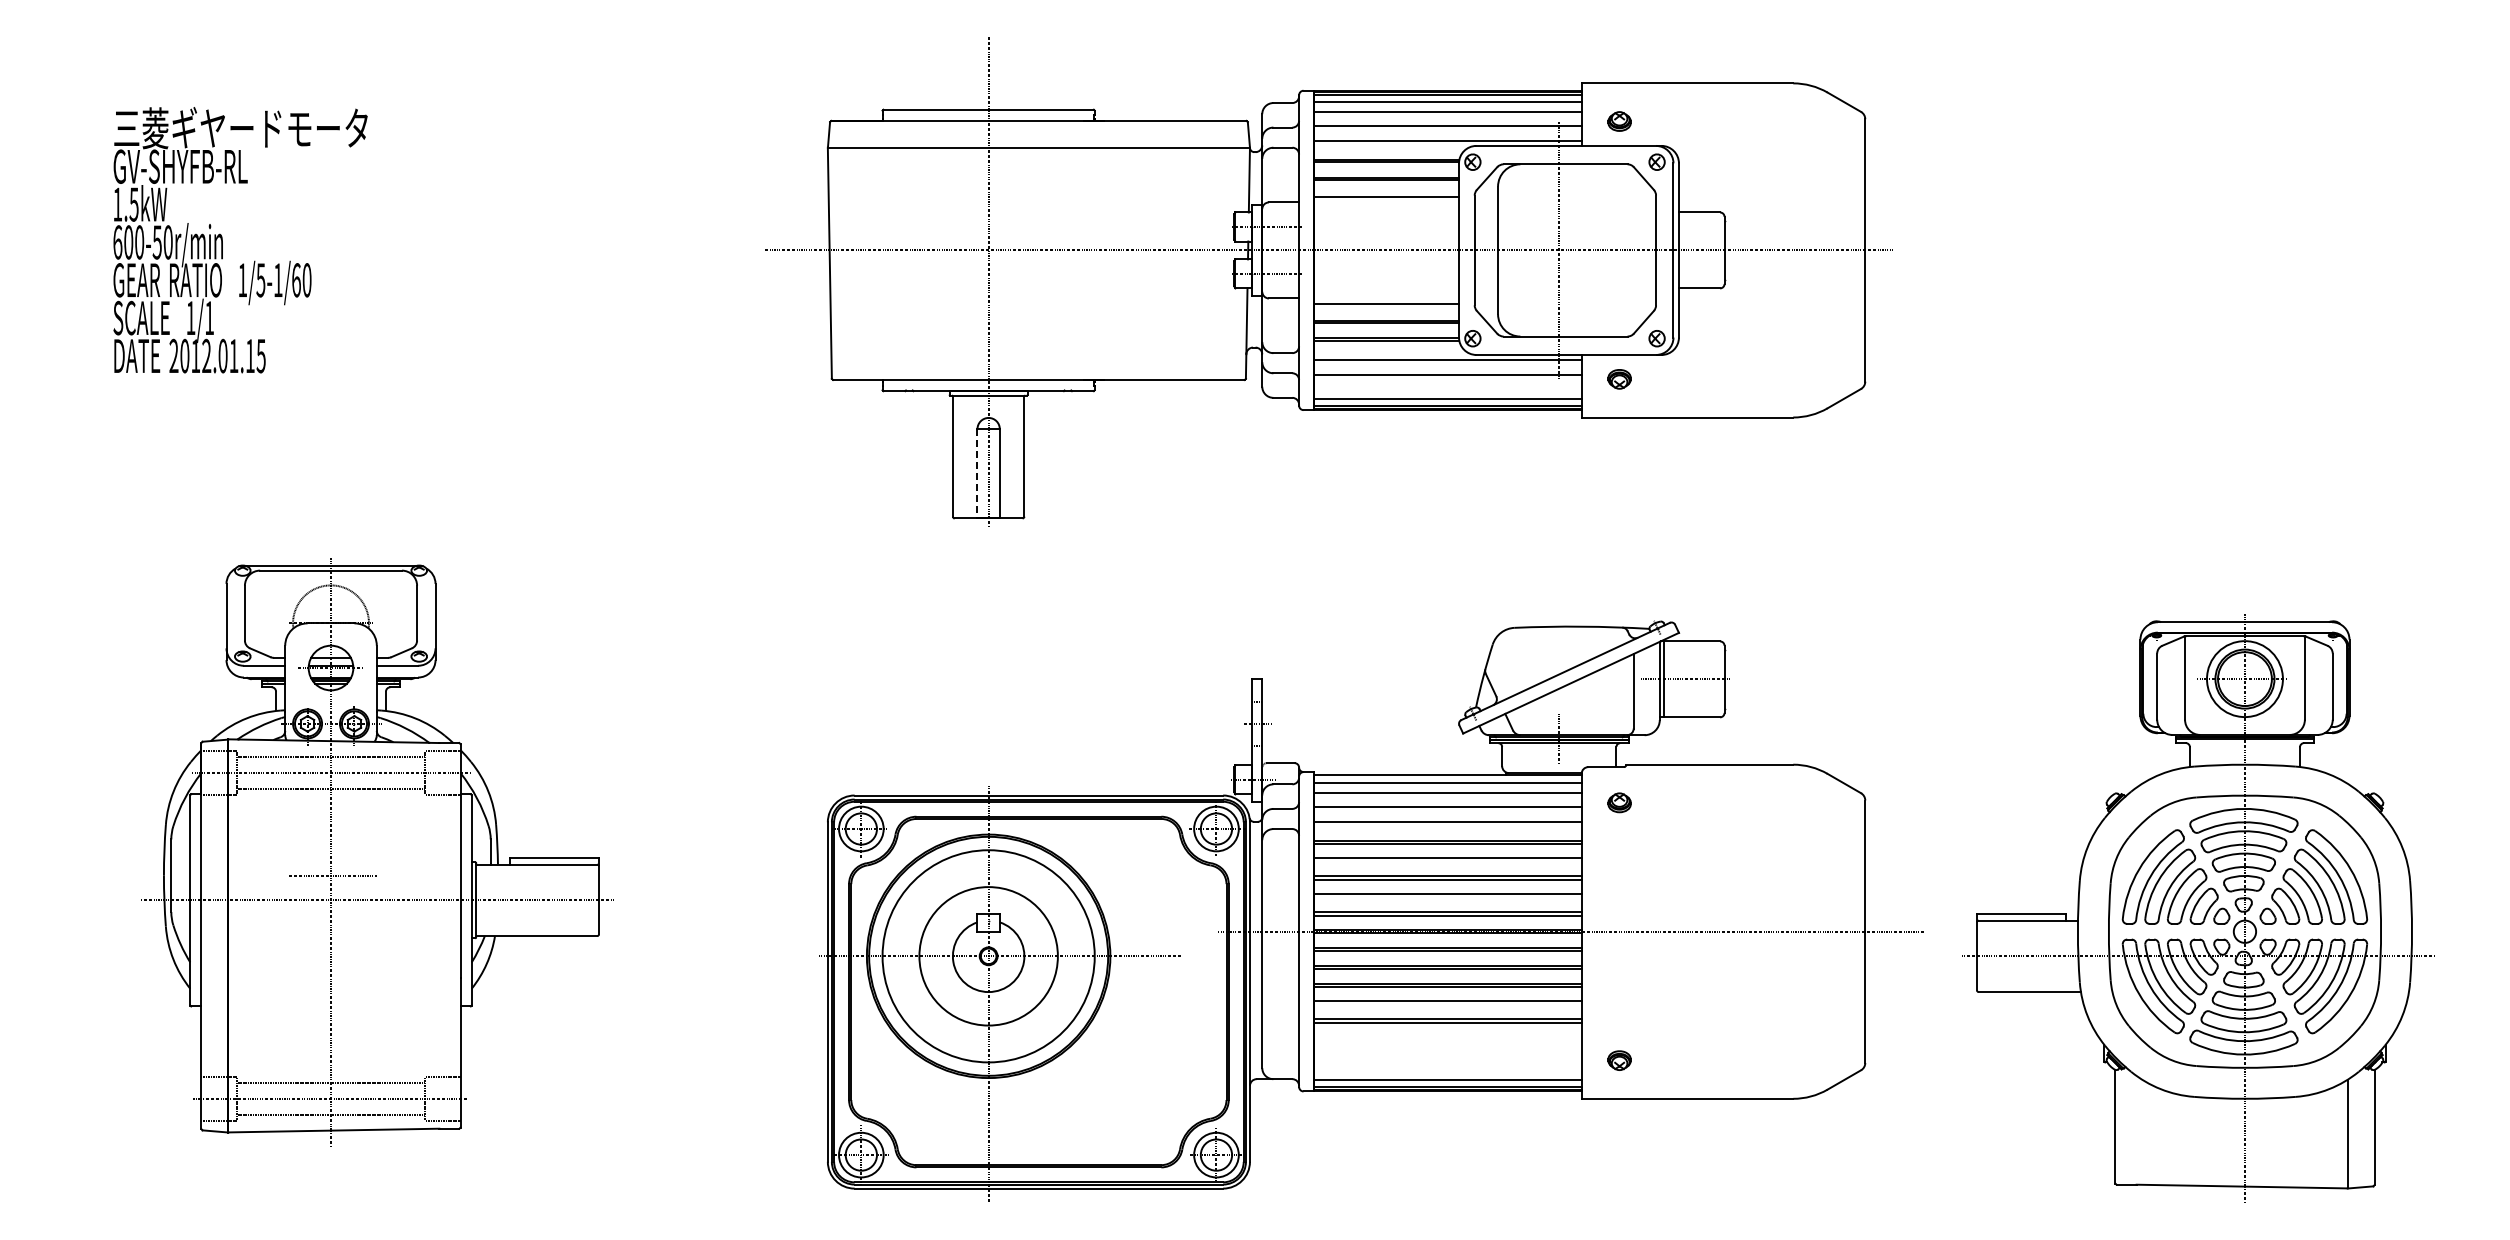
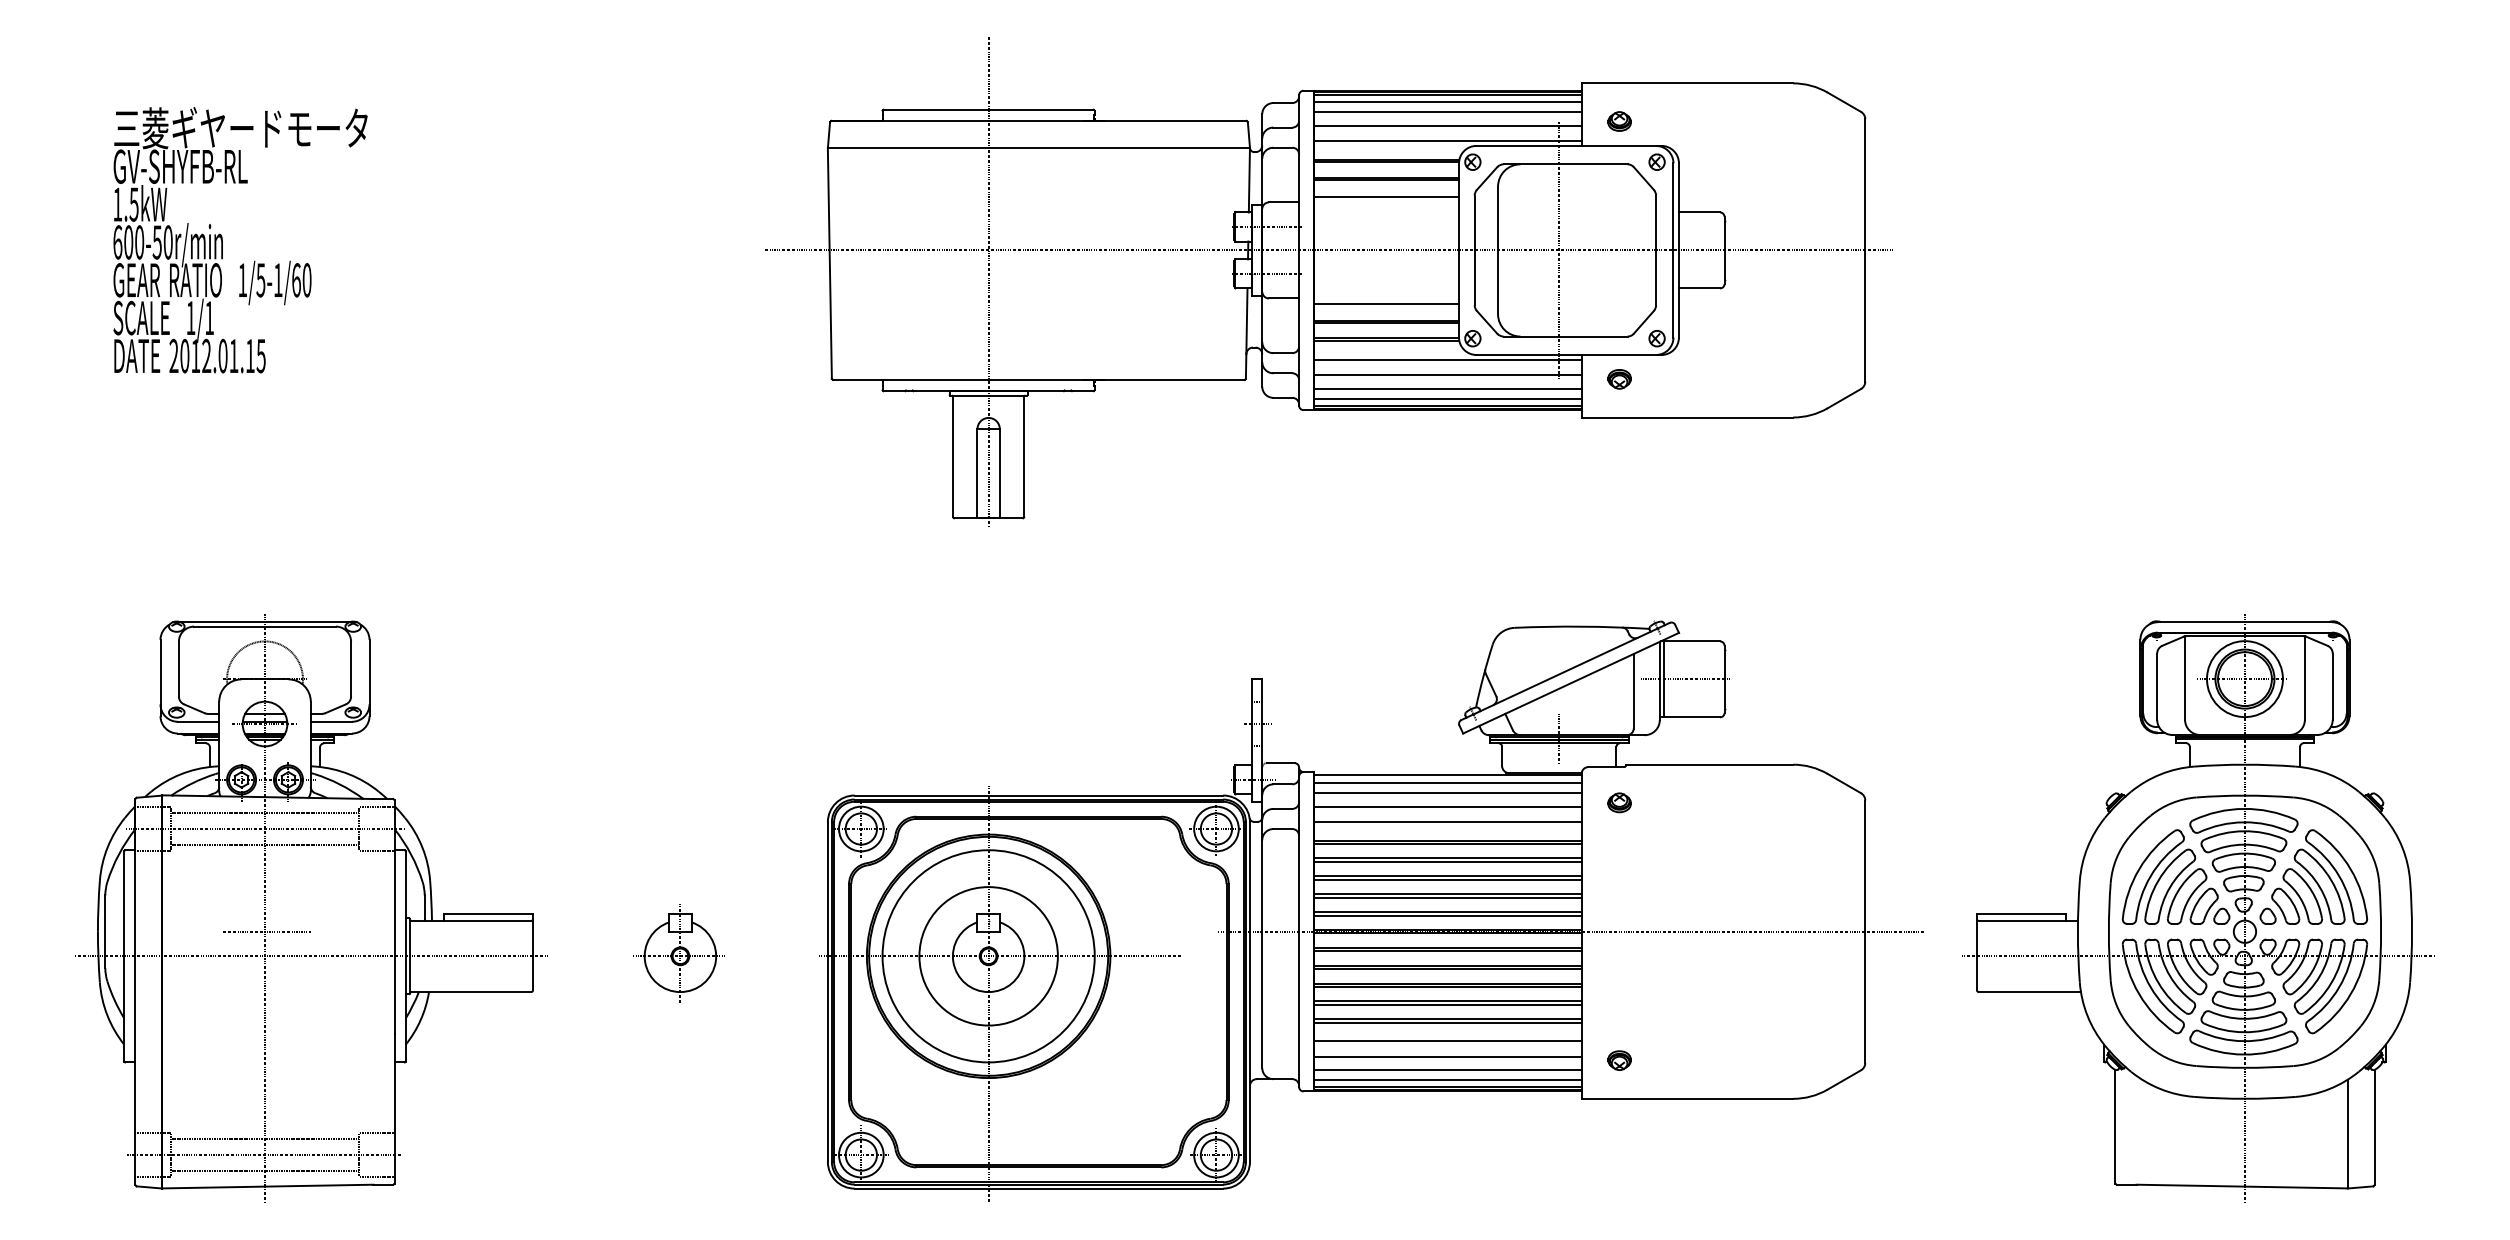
line: none -> present (1447, 388)
line: dashed -> solid (977, 473)
part position: (377, 852) -> (311, 908) (311, 908)
line: none -> present (1447, 862)
line: none -> present (1447, 897)
part: none -> present (678, 953)
line: none -> present (1447, 1005)
line: none -> present (1447, 1041)
line: none -> present (1447, 1056)
line: none -> present (1447, 1070)
